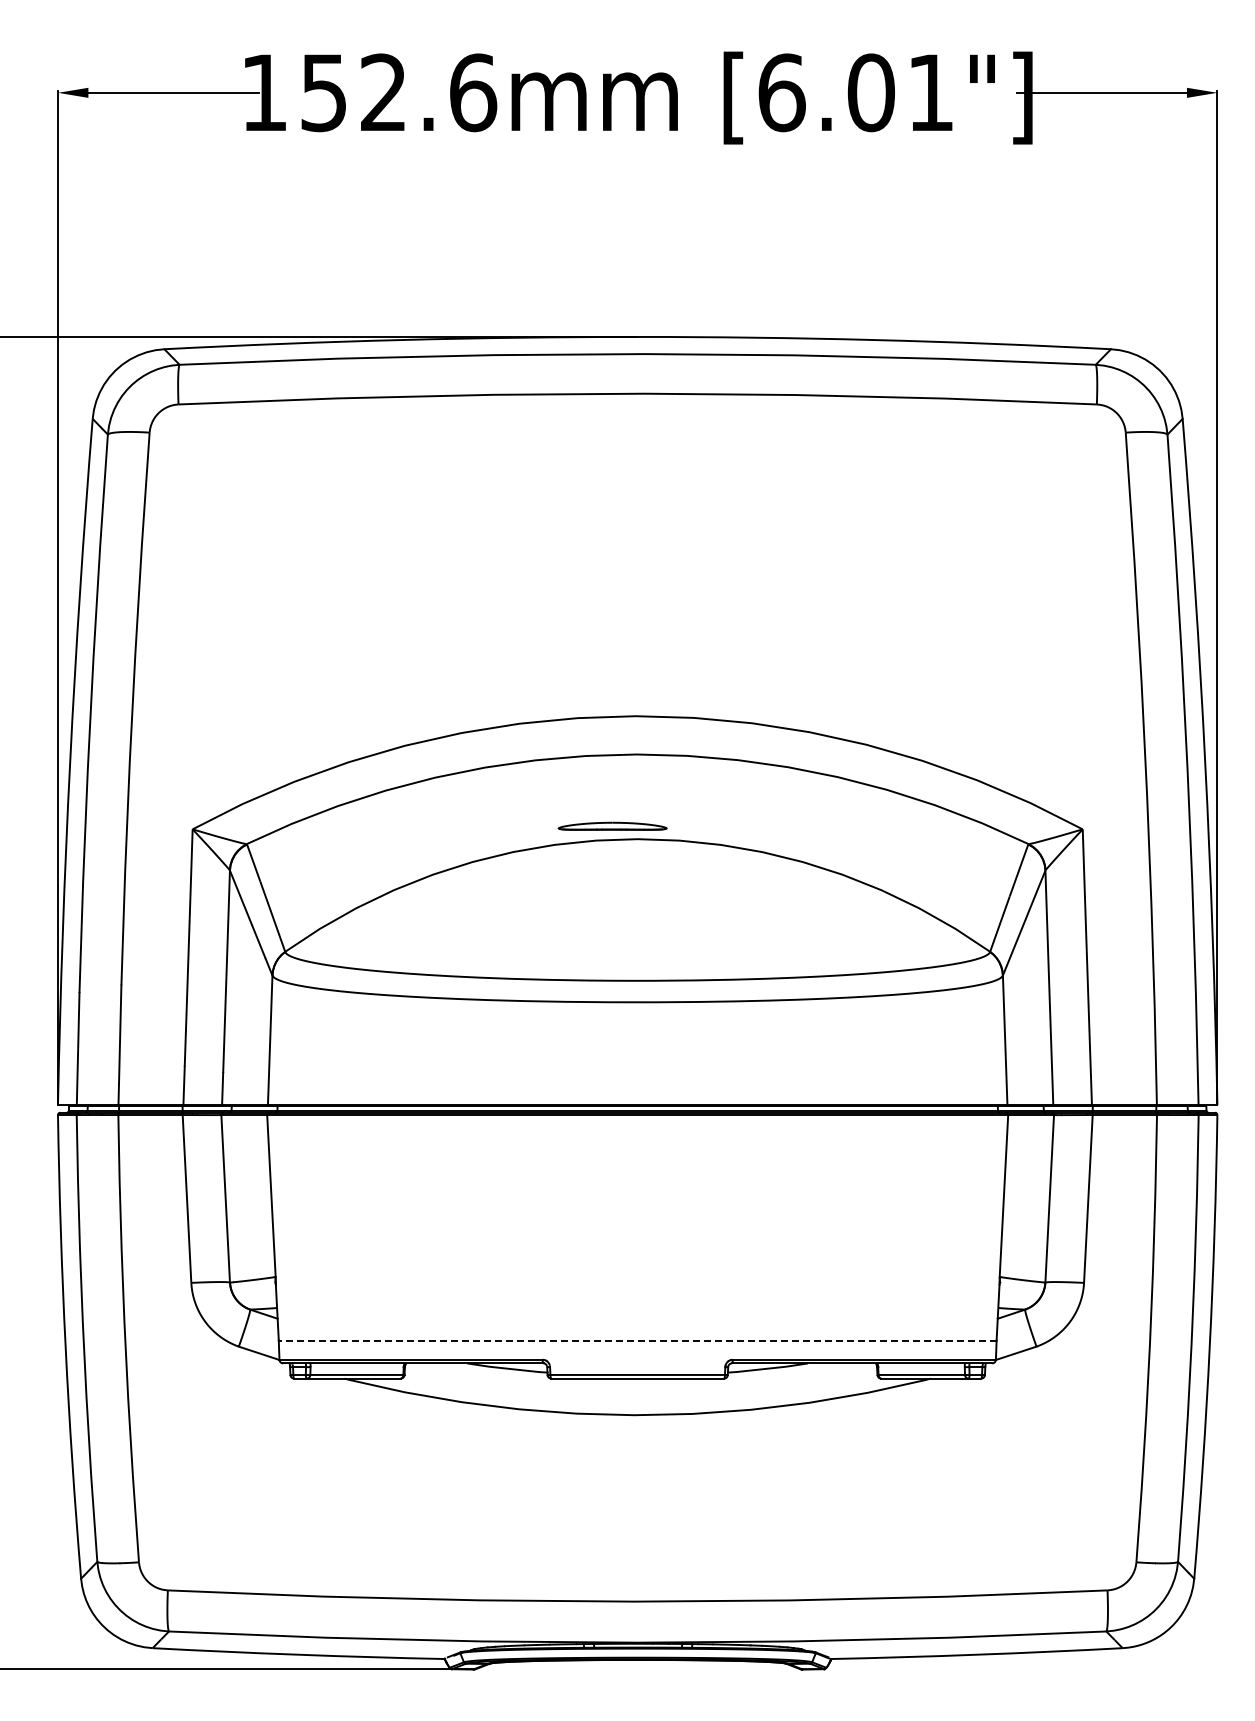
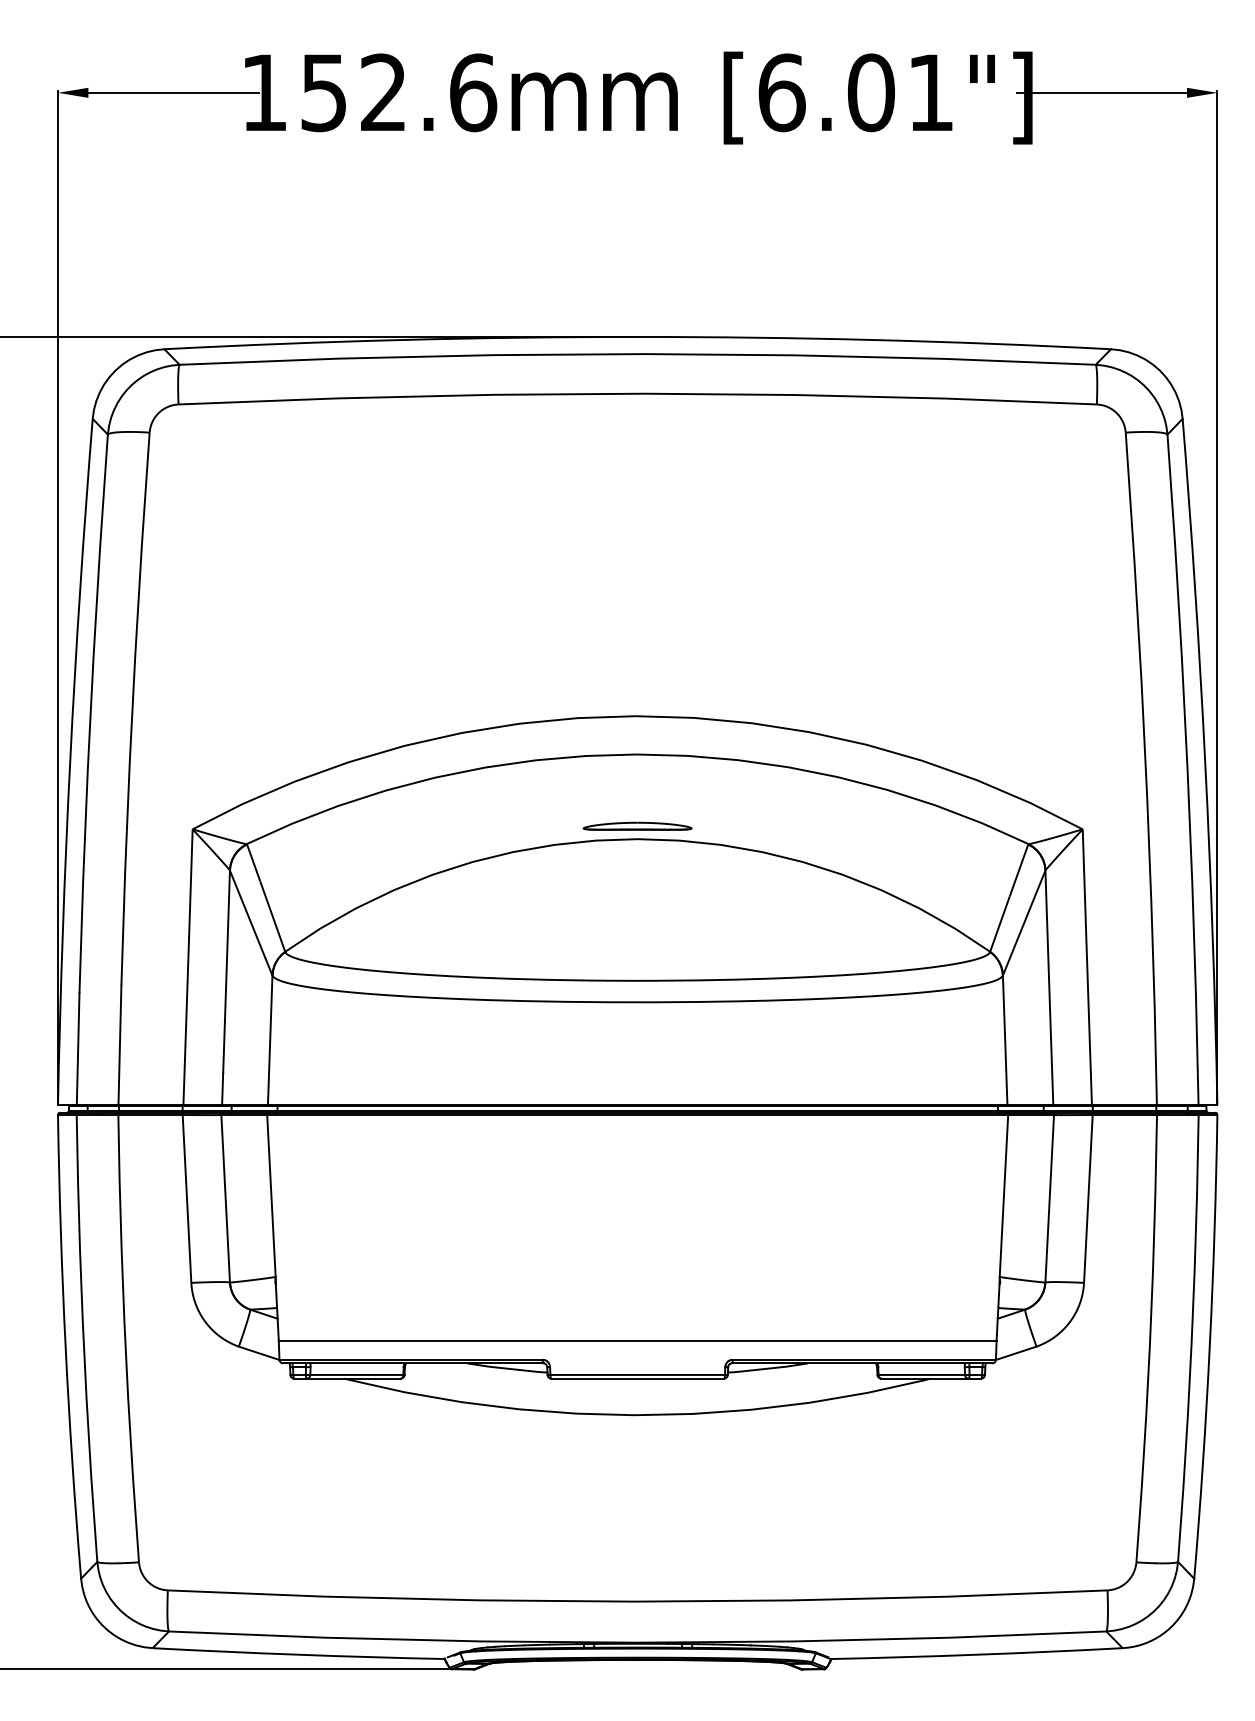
part position: (612, 825) -> (637, 825) (637, 825)
line: dashed -> solid (637, 1340)
